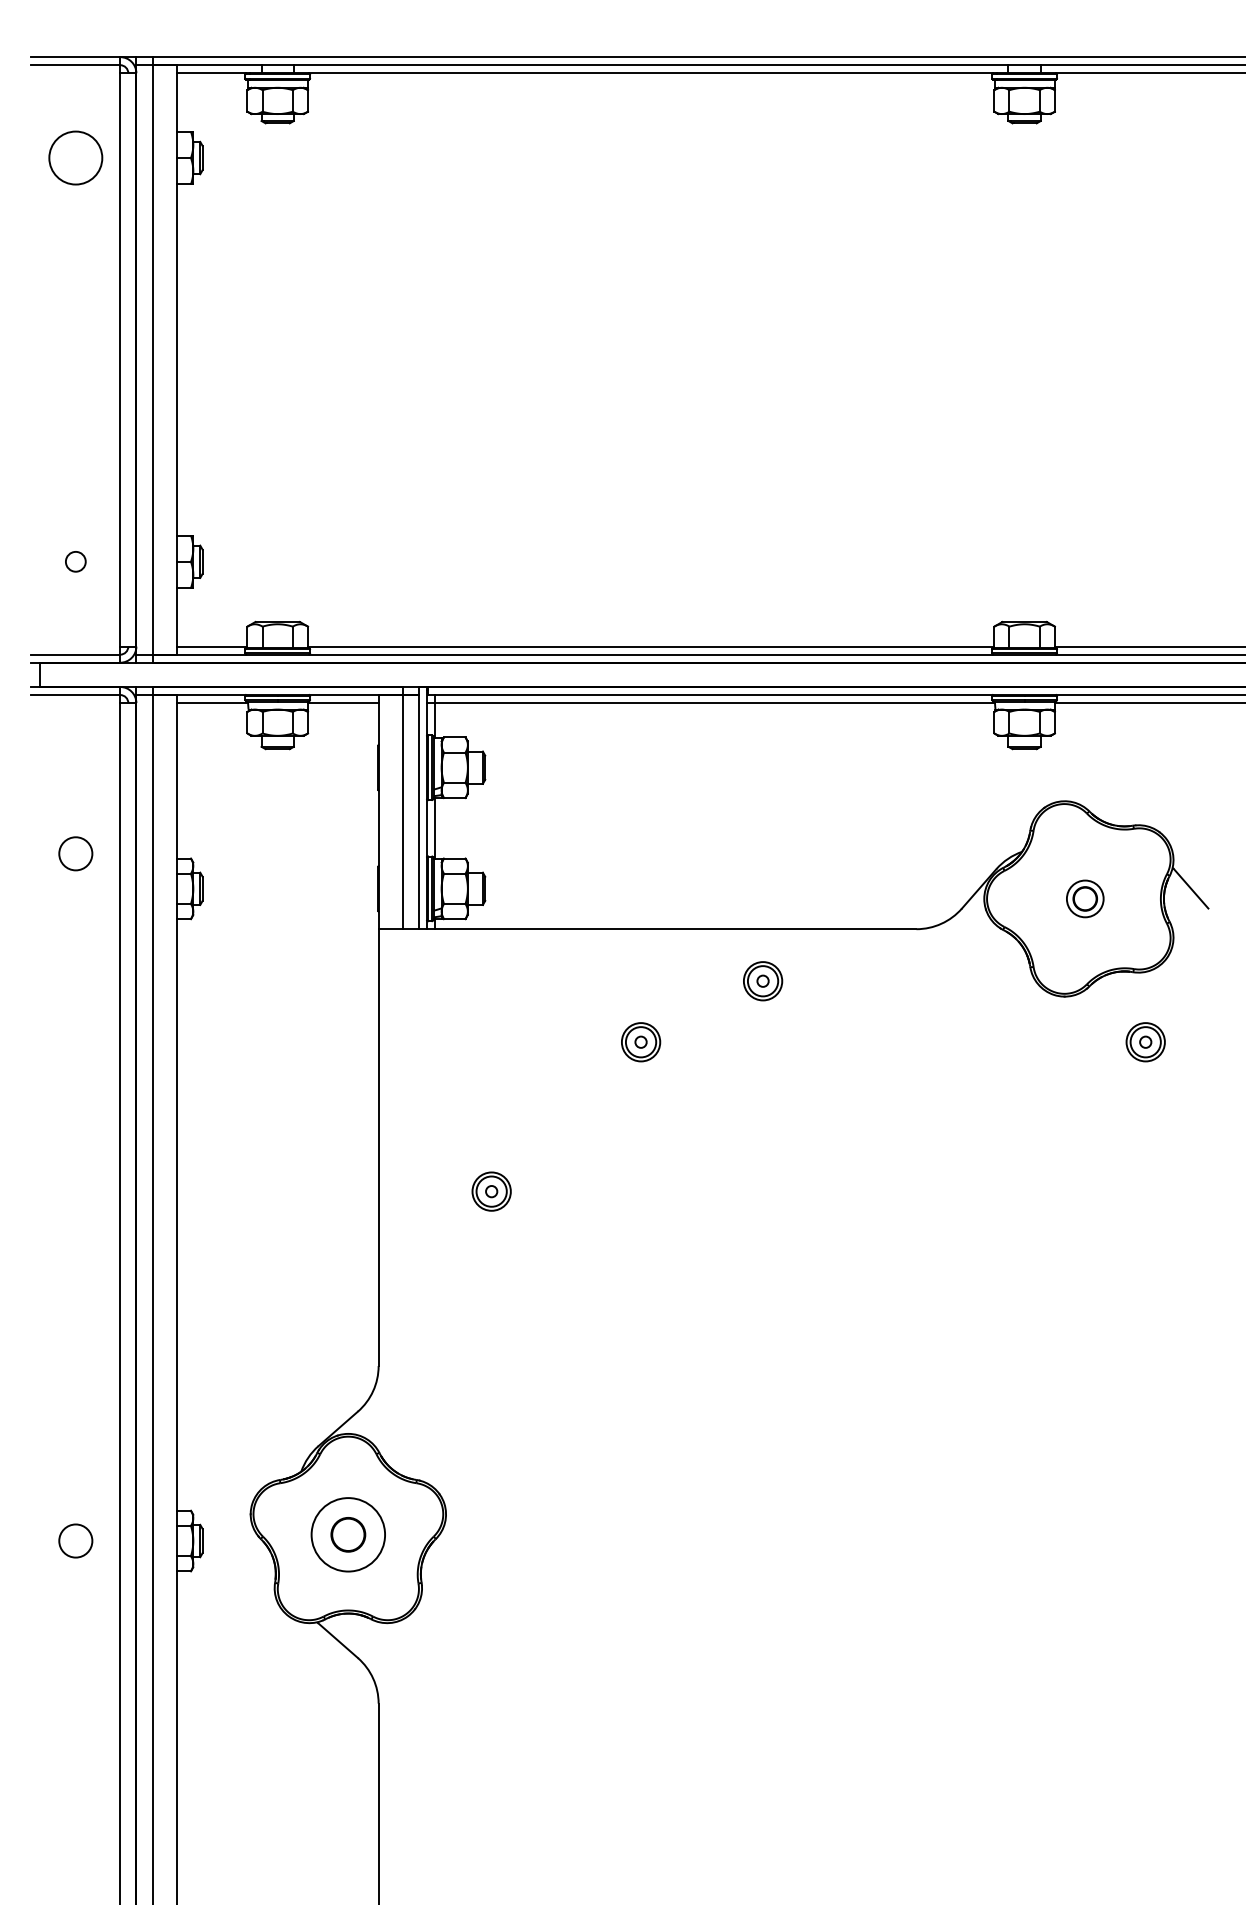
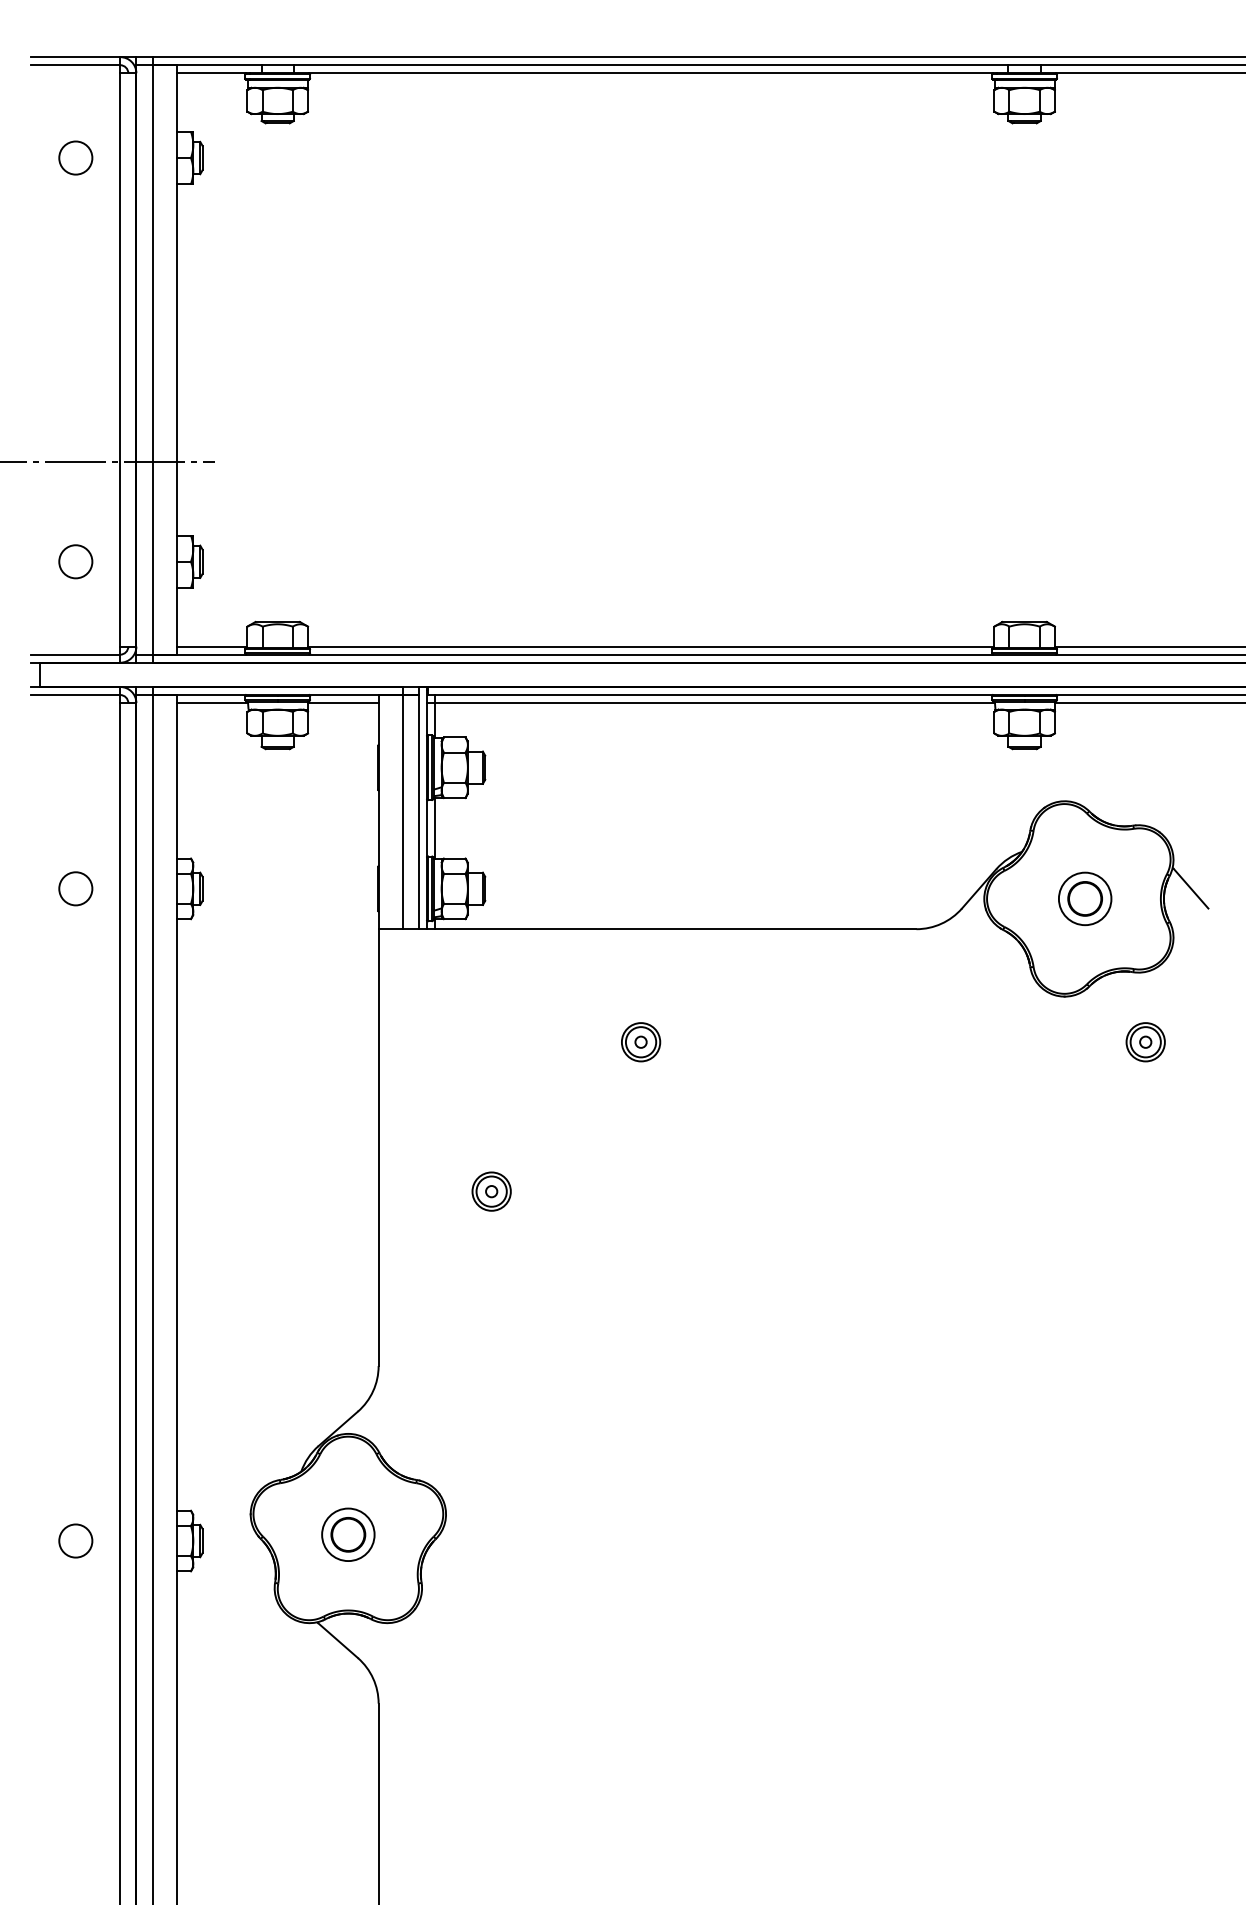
circle diameter: 53 px -> 33 px (75, 157)
line: none -> present (108, 461)
circle diameter: 20 px -> 33 px (75, 561)
circle position: (75, 853) -> (75, 888) (75, 888)
part size: 39x40 px -> 55x56 px (1085, 898)
part: present -> none (763, 981)
circle diameter: 73 px -> 52 px (348, 1534)
